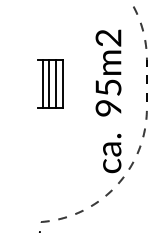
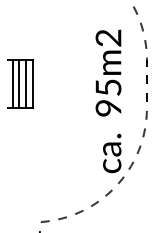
part position: (50, 83) -> (20, 83) (20, 83)
